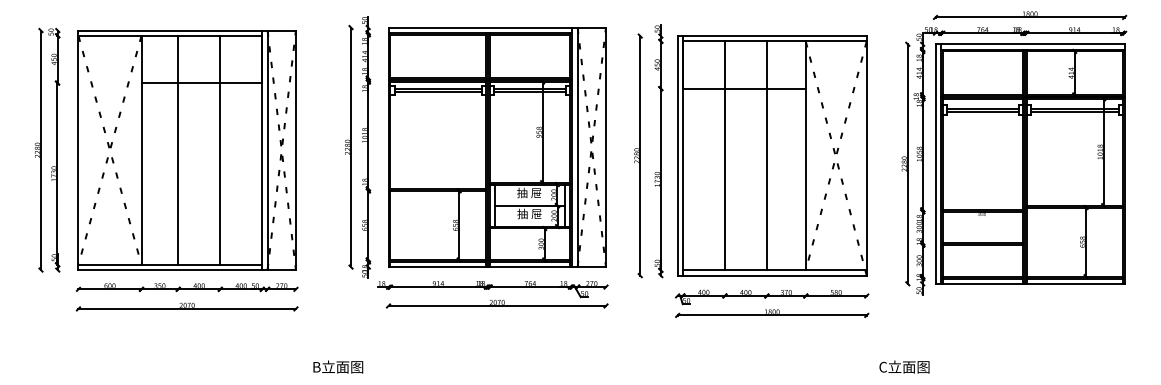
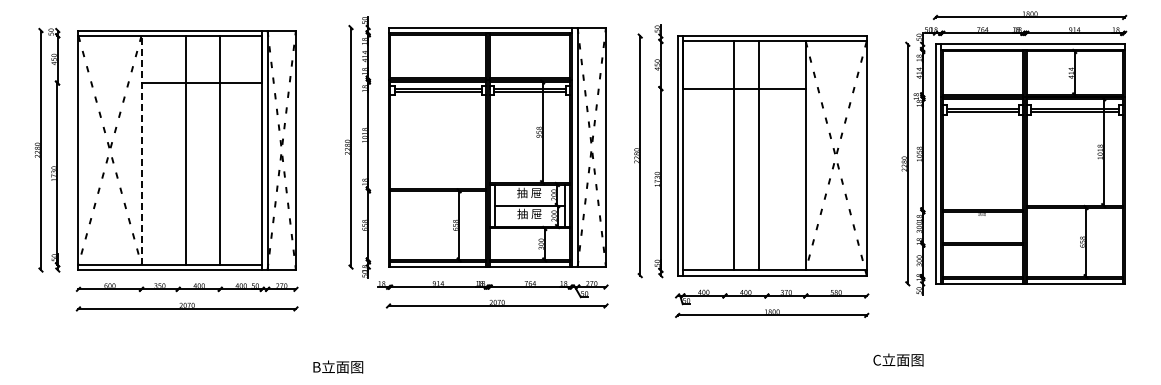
line position: (178, 149) -> (186, 149) (186, 149)
line: solid -> dashed (141, 150)
line position: (724, 155) -> (733, 155) (733, 155)
line position: (766, 155) -> (758, 155) (758, 155)
text position: (904, 366) -> (898, 359) (898, 359)
